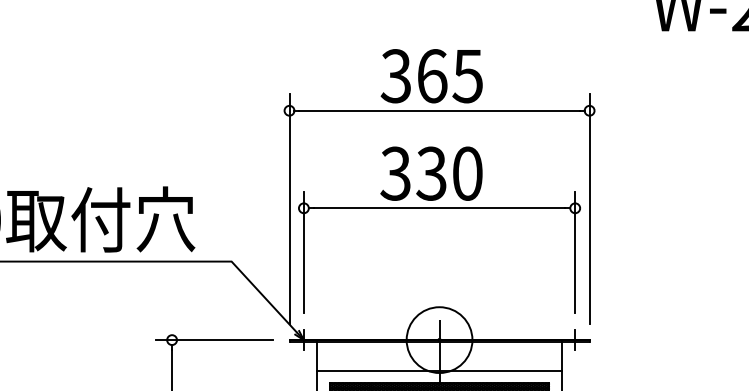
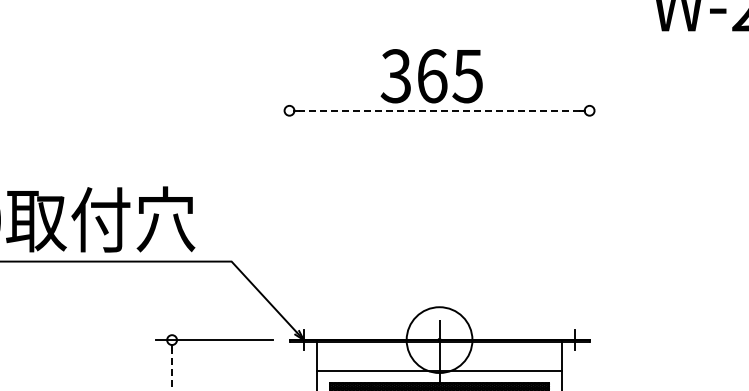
line: solid -> dashed (439, 110)
line: present -> none (289, 208)
part: present -> none (439, 208)
line: present -> none (589, 208)
line: solid -> dashed (172, 369)
